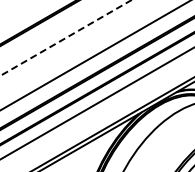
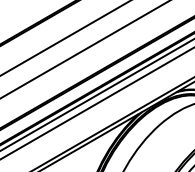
line: dashed -> solid (65, 38)
line position: (95, 55) -> (84, 49) (84, 49)
line: none -> present (96, 94)
